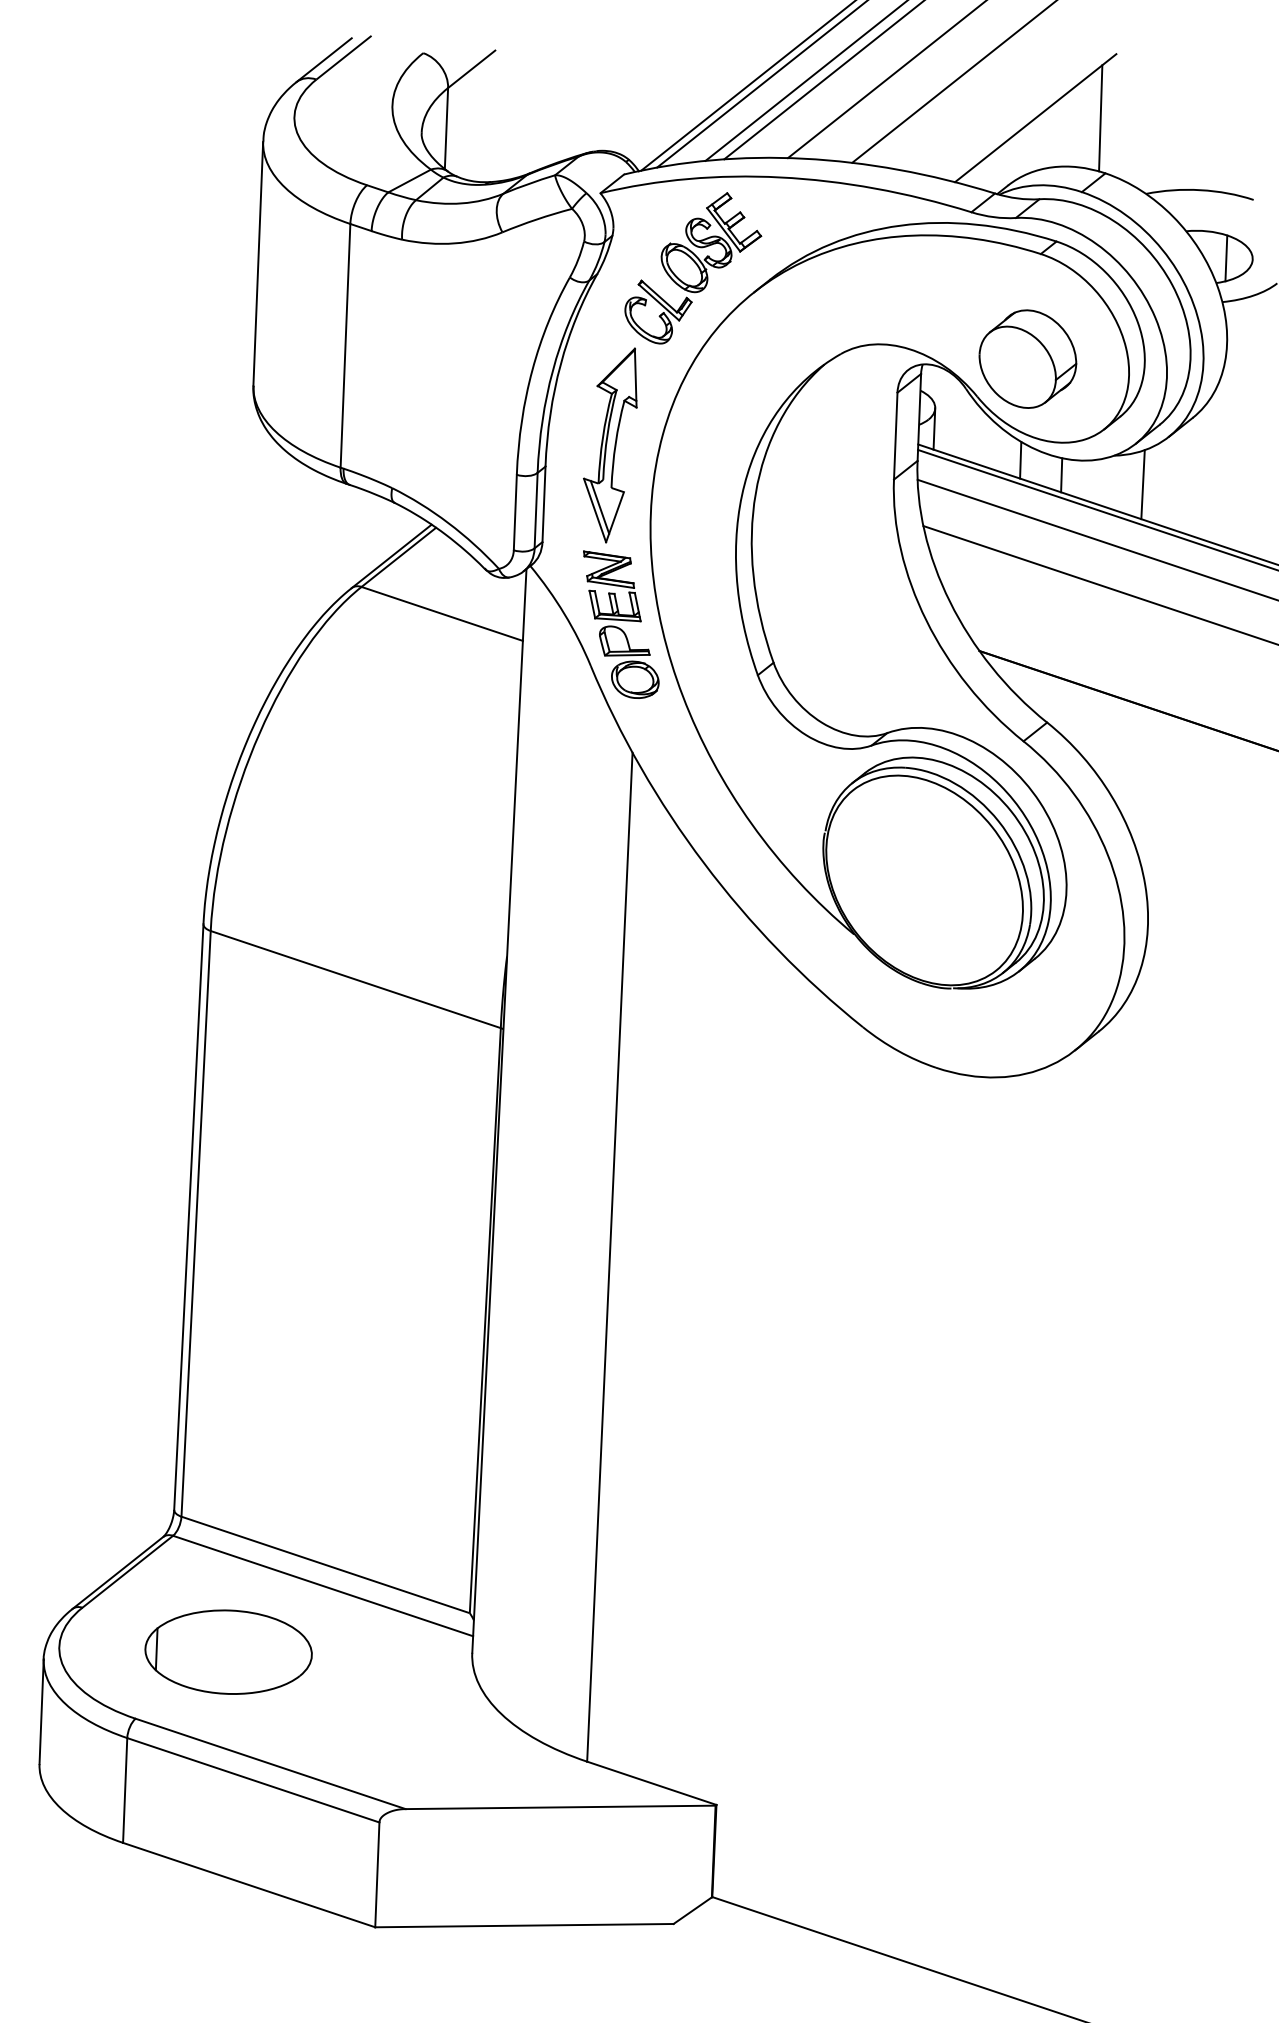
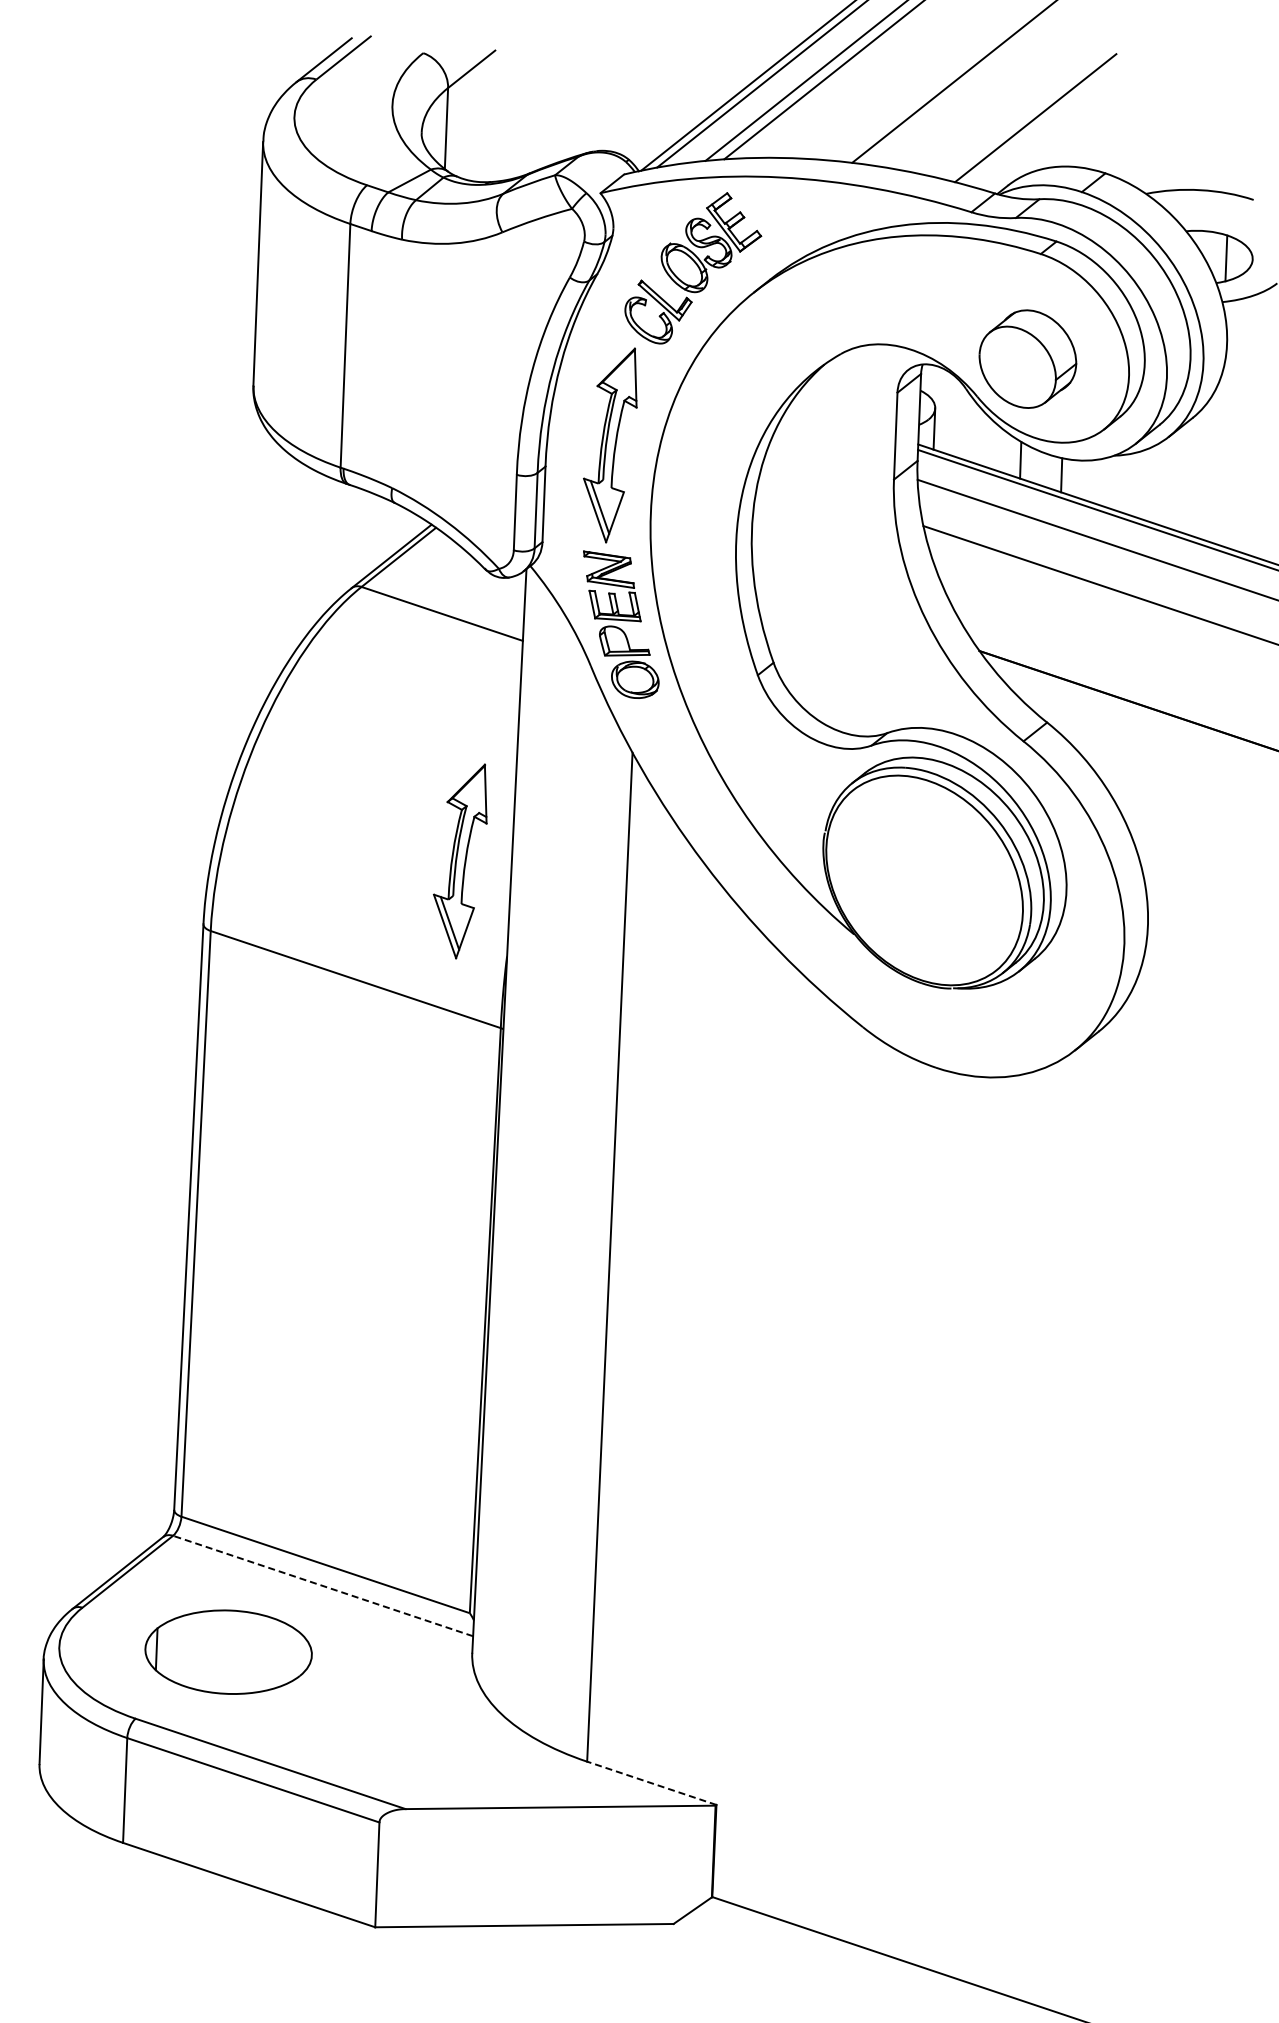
line: present -> none (885, 80)
line: present -> none (1100, 118)
line: present -> none (1142, 484)
part: none -> present (460, 861)
line: solid -> dashed (322, 1585)
line: solid -> dashed (651, 1783)
